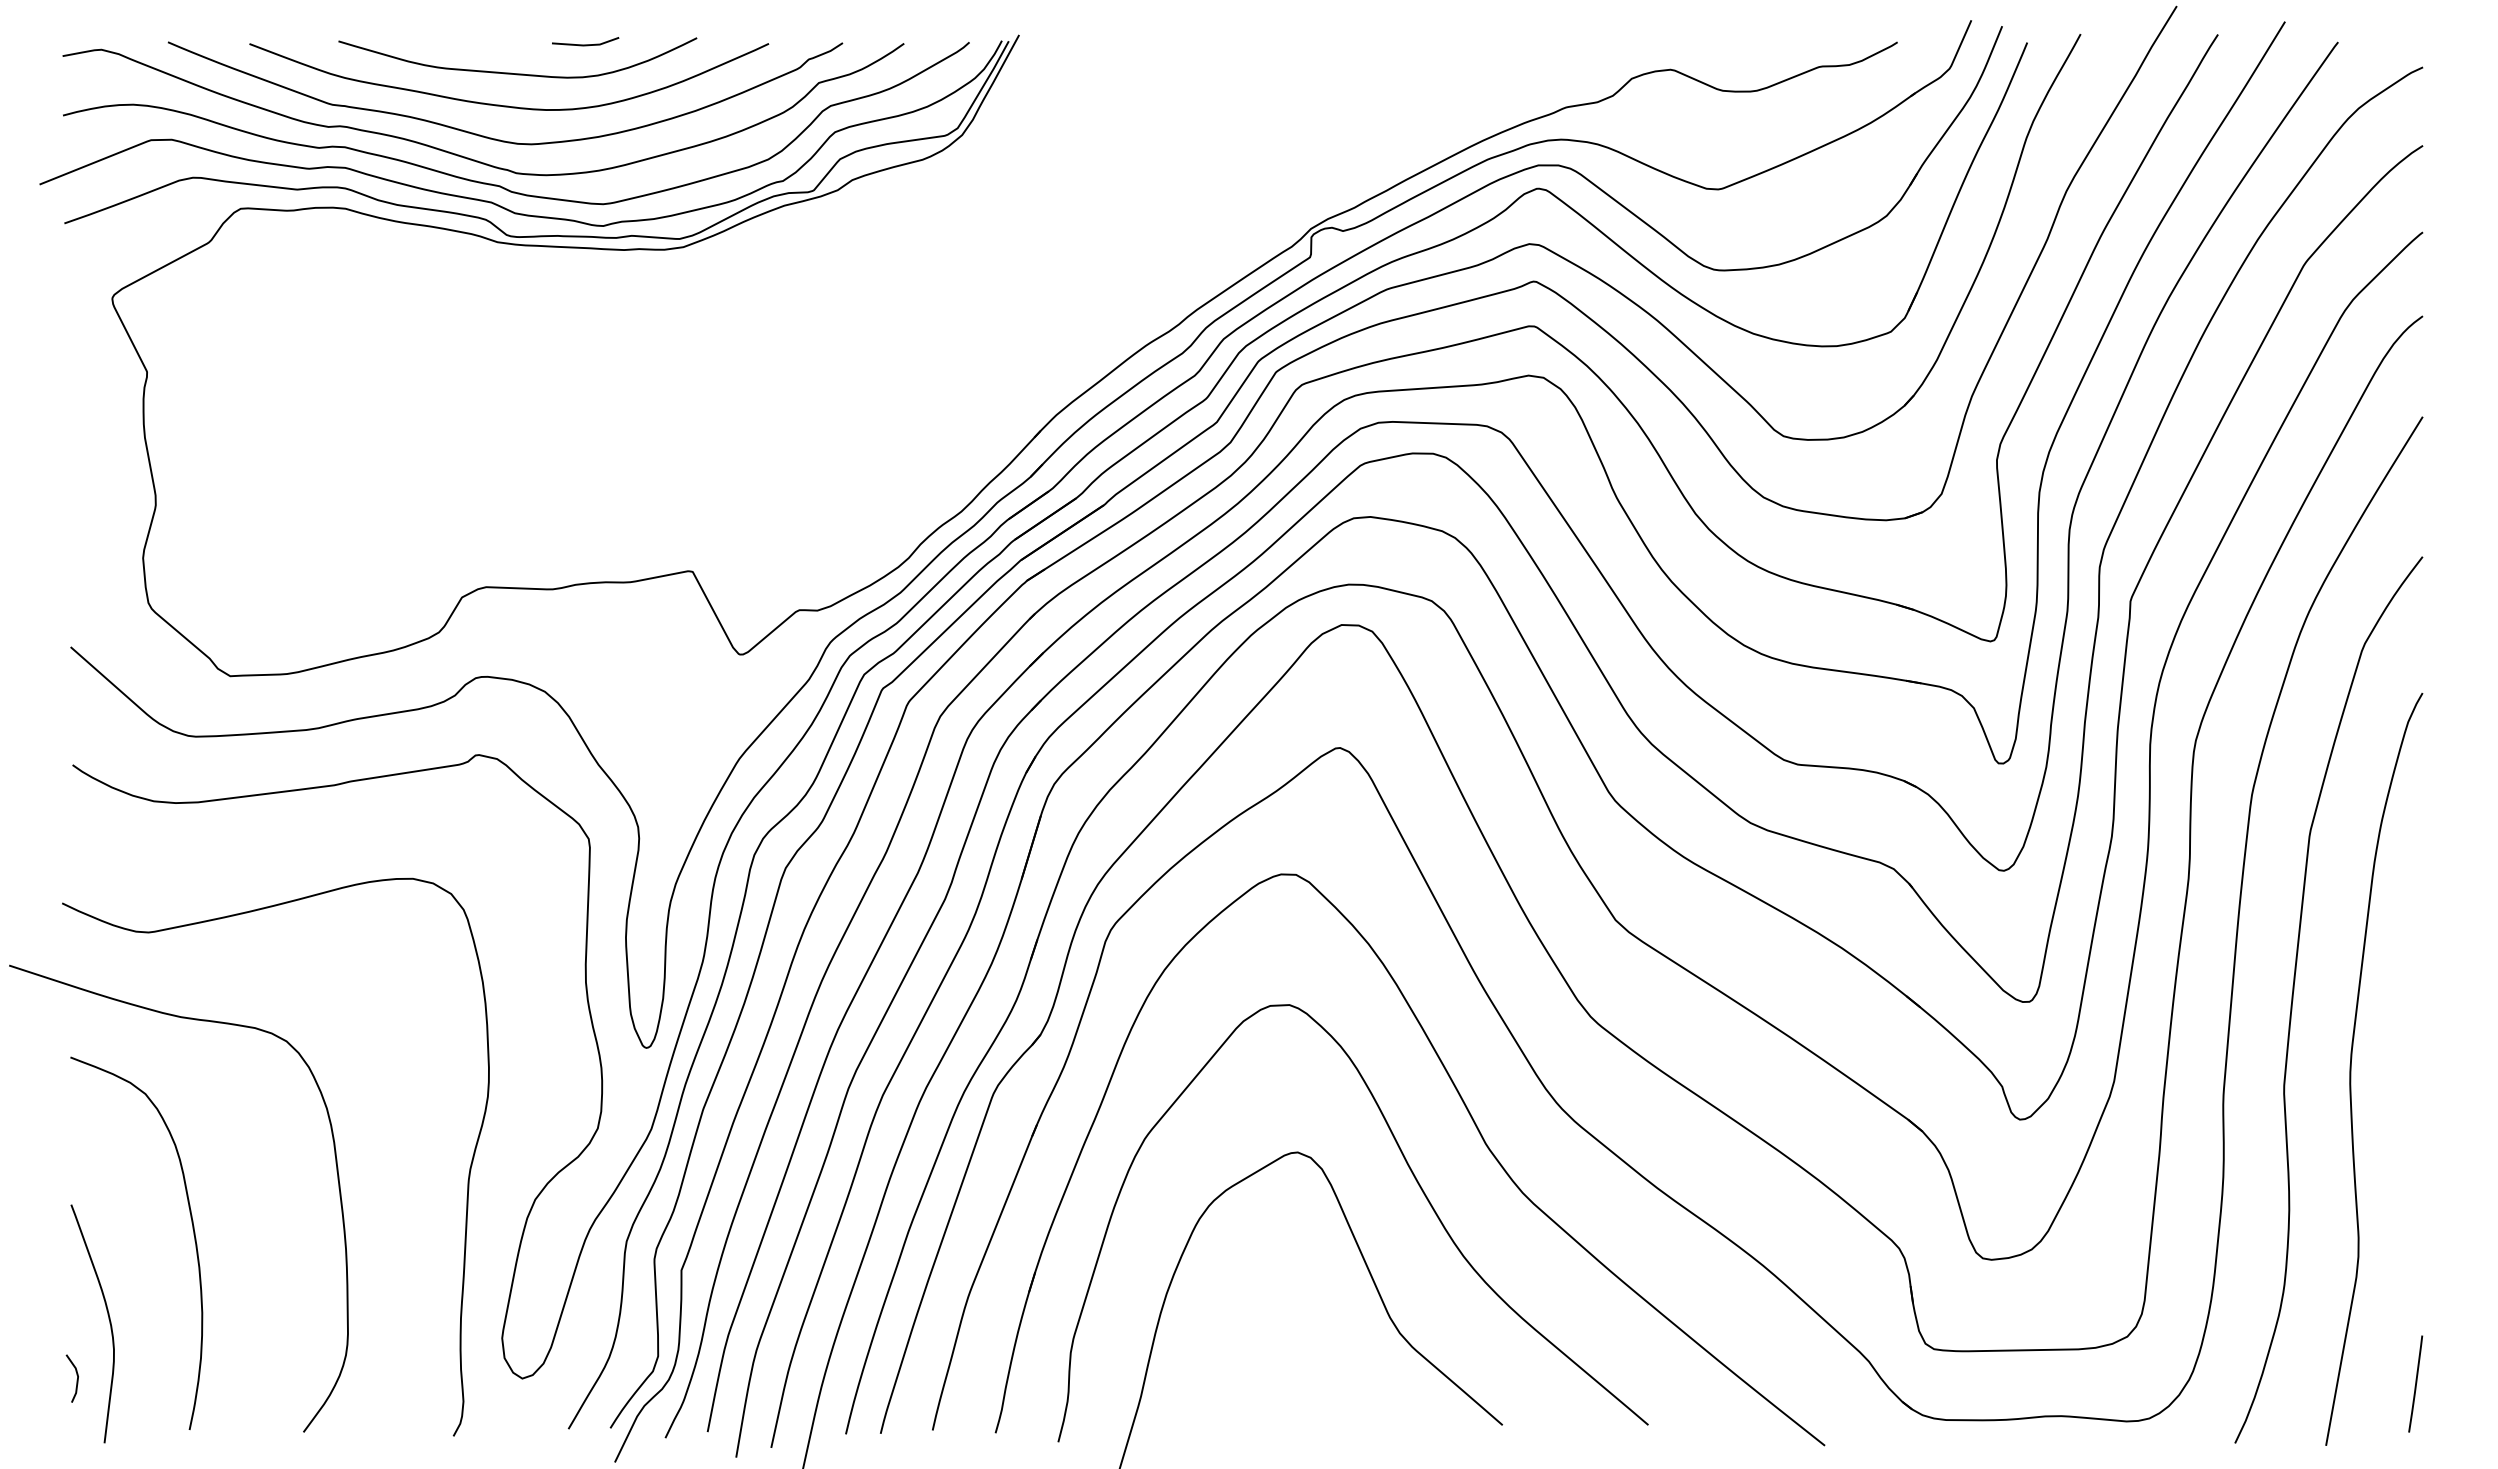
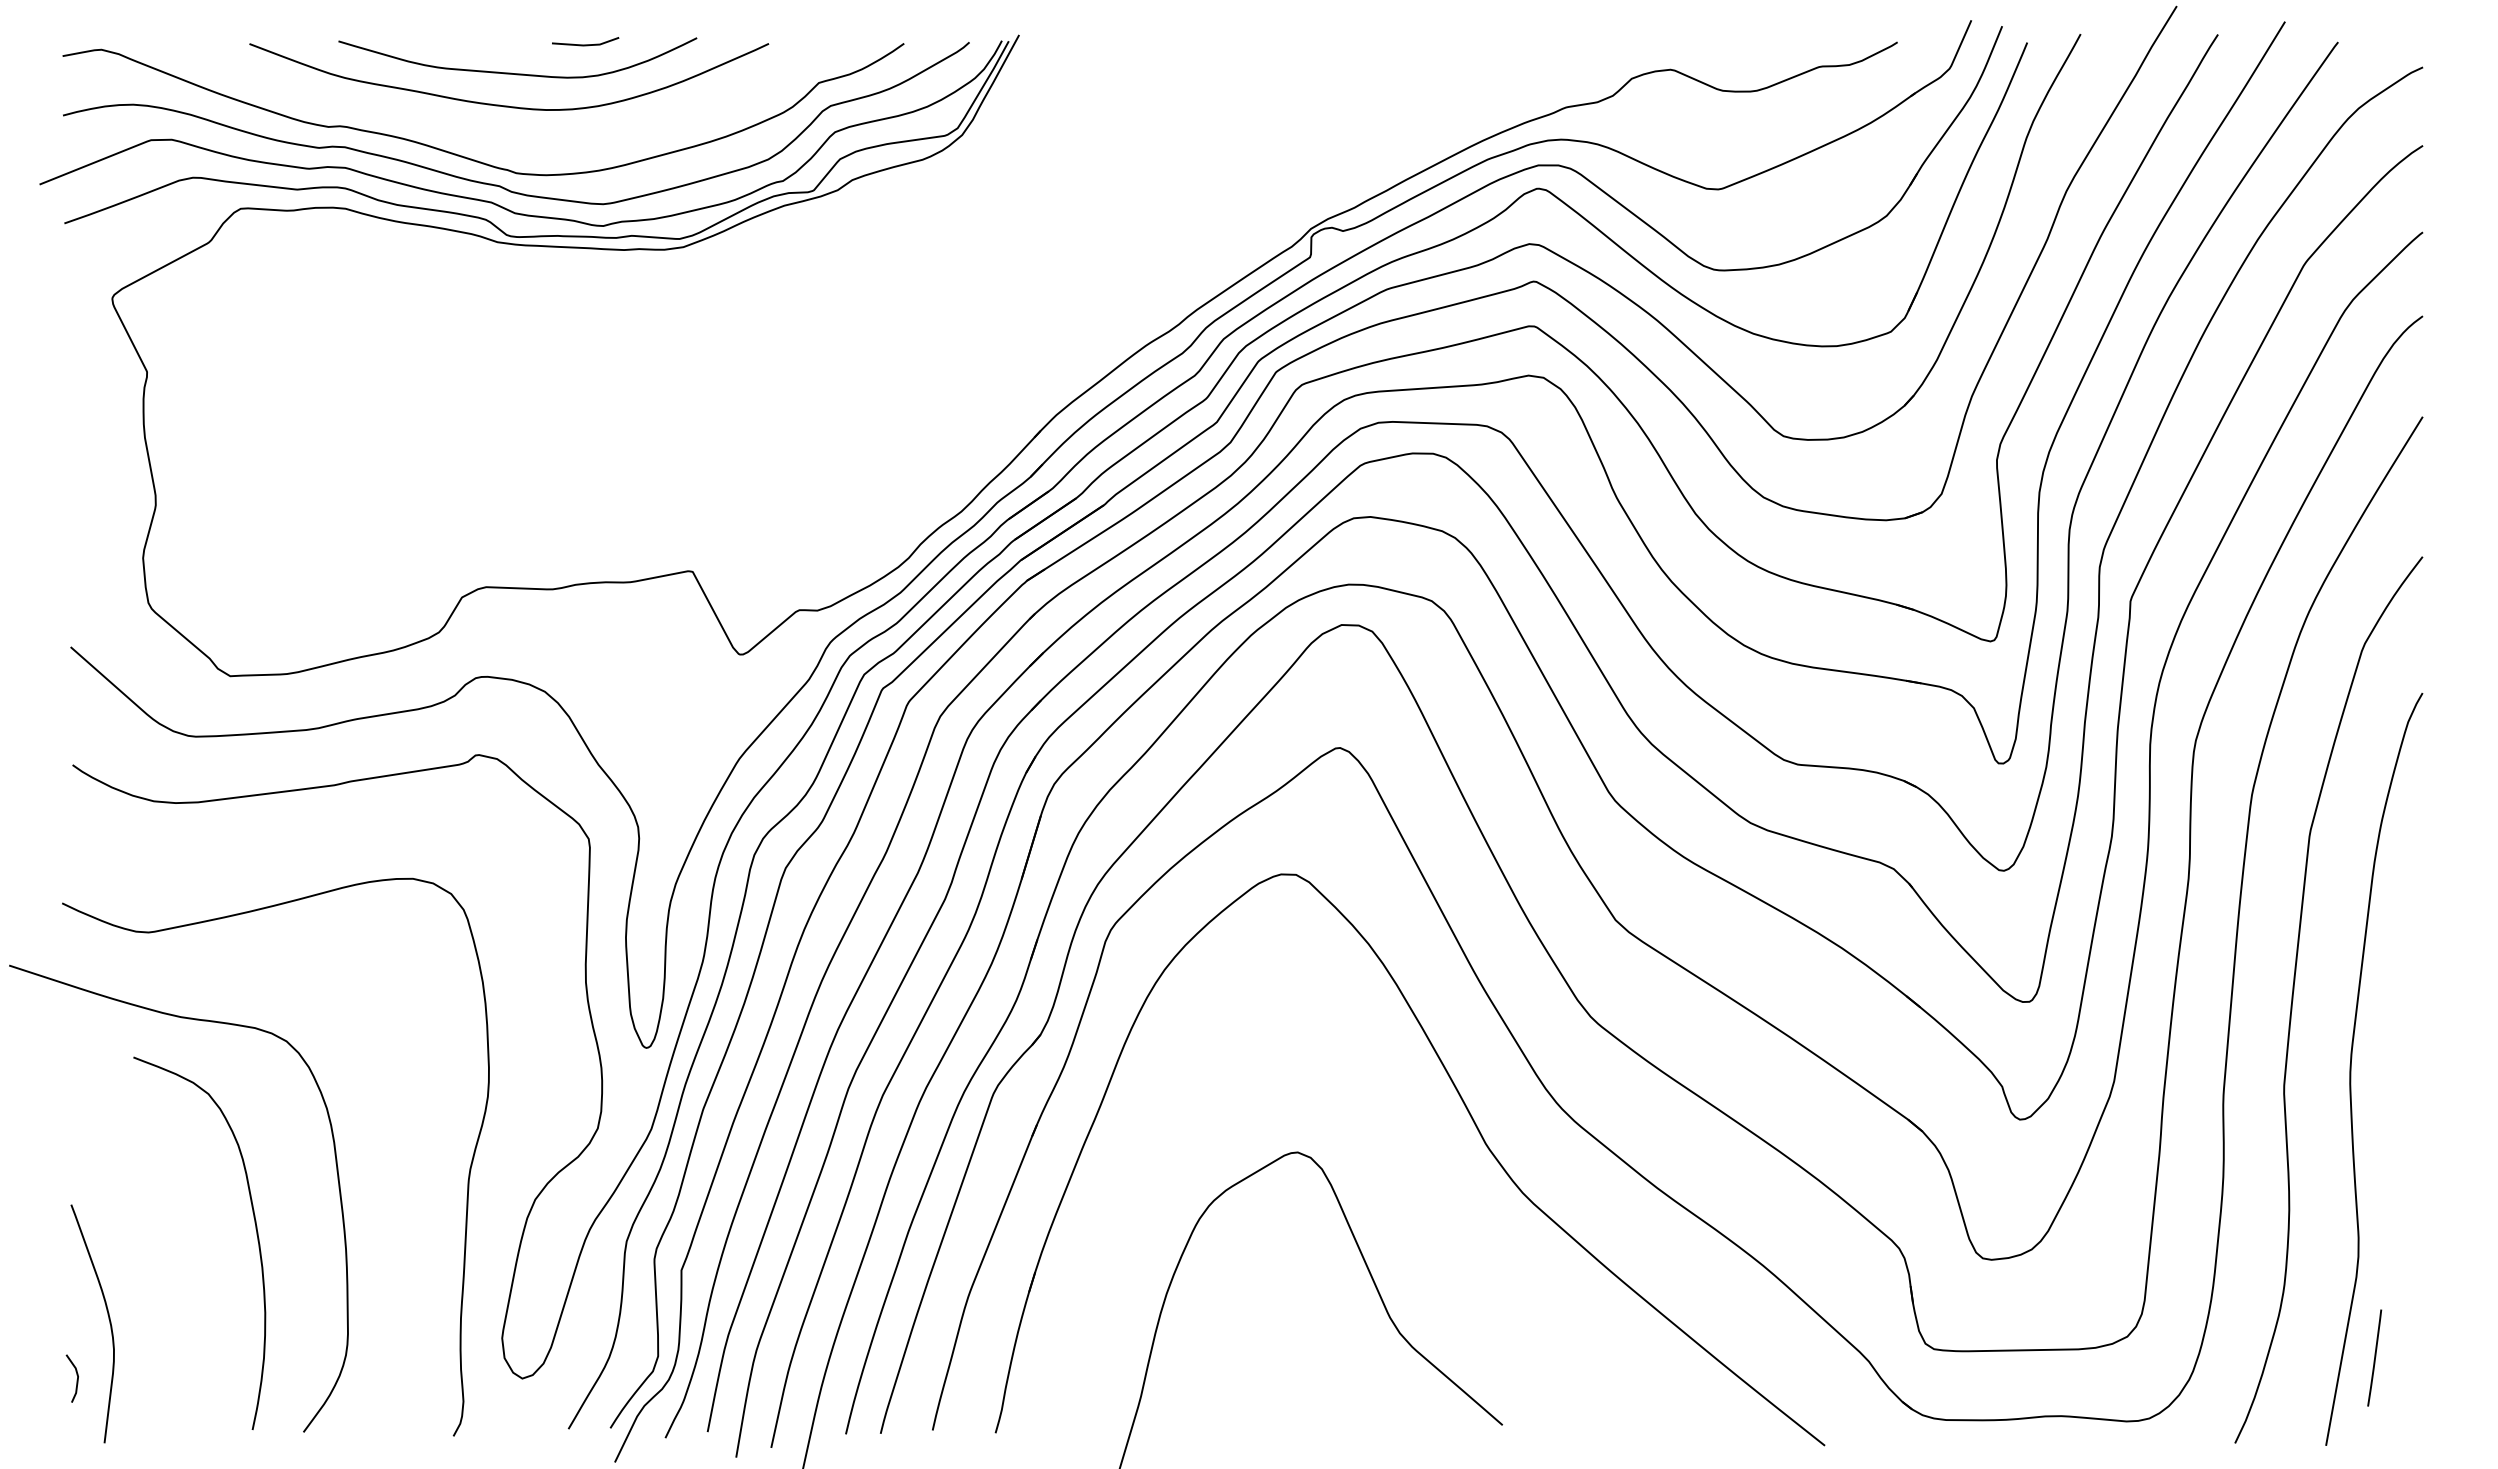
curve: present -> none (495, 138)
curve: present -> none (1416, 1182)
curve position: (193, 1235) -> (256, 1235) (256, 1235)
line position: (2415, 1383) -> (2374, 1357) (2374, 1357)
